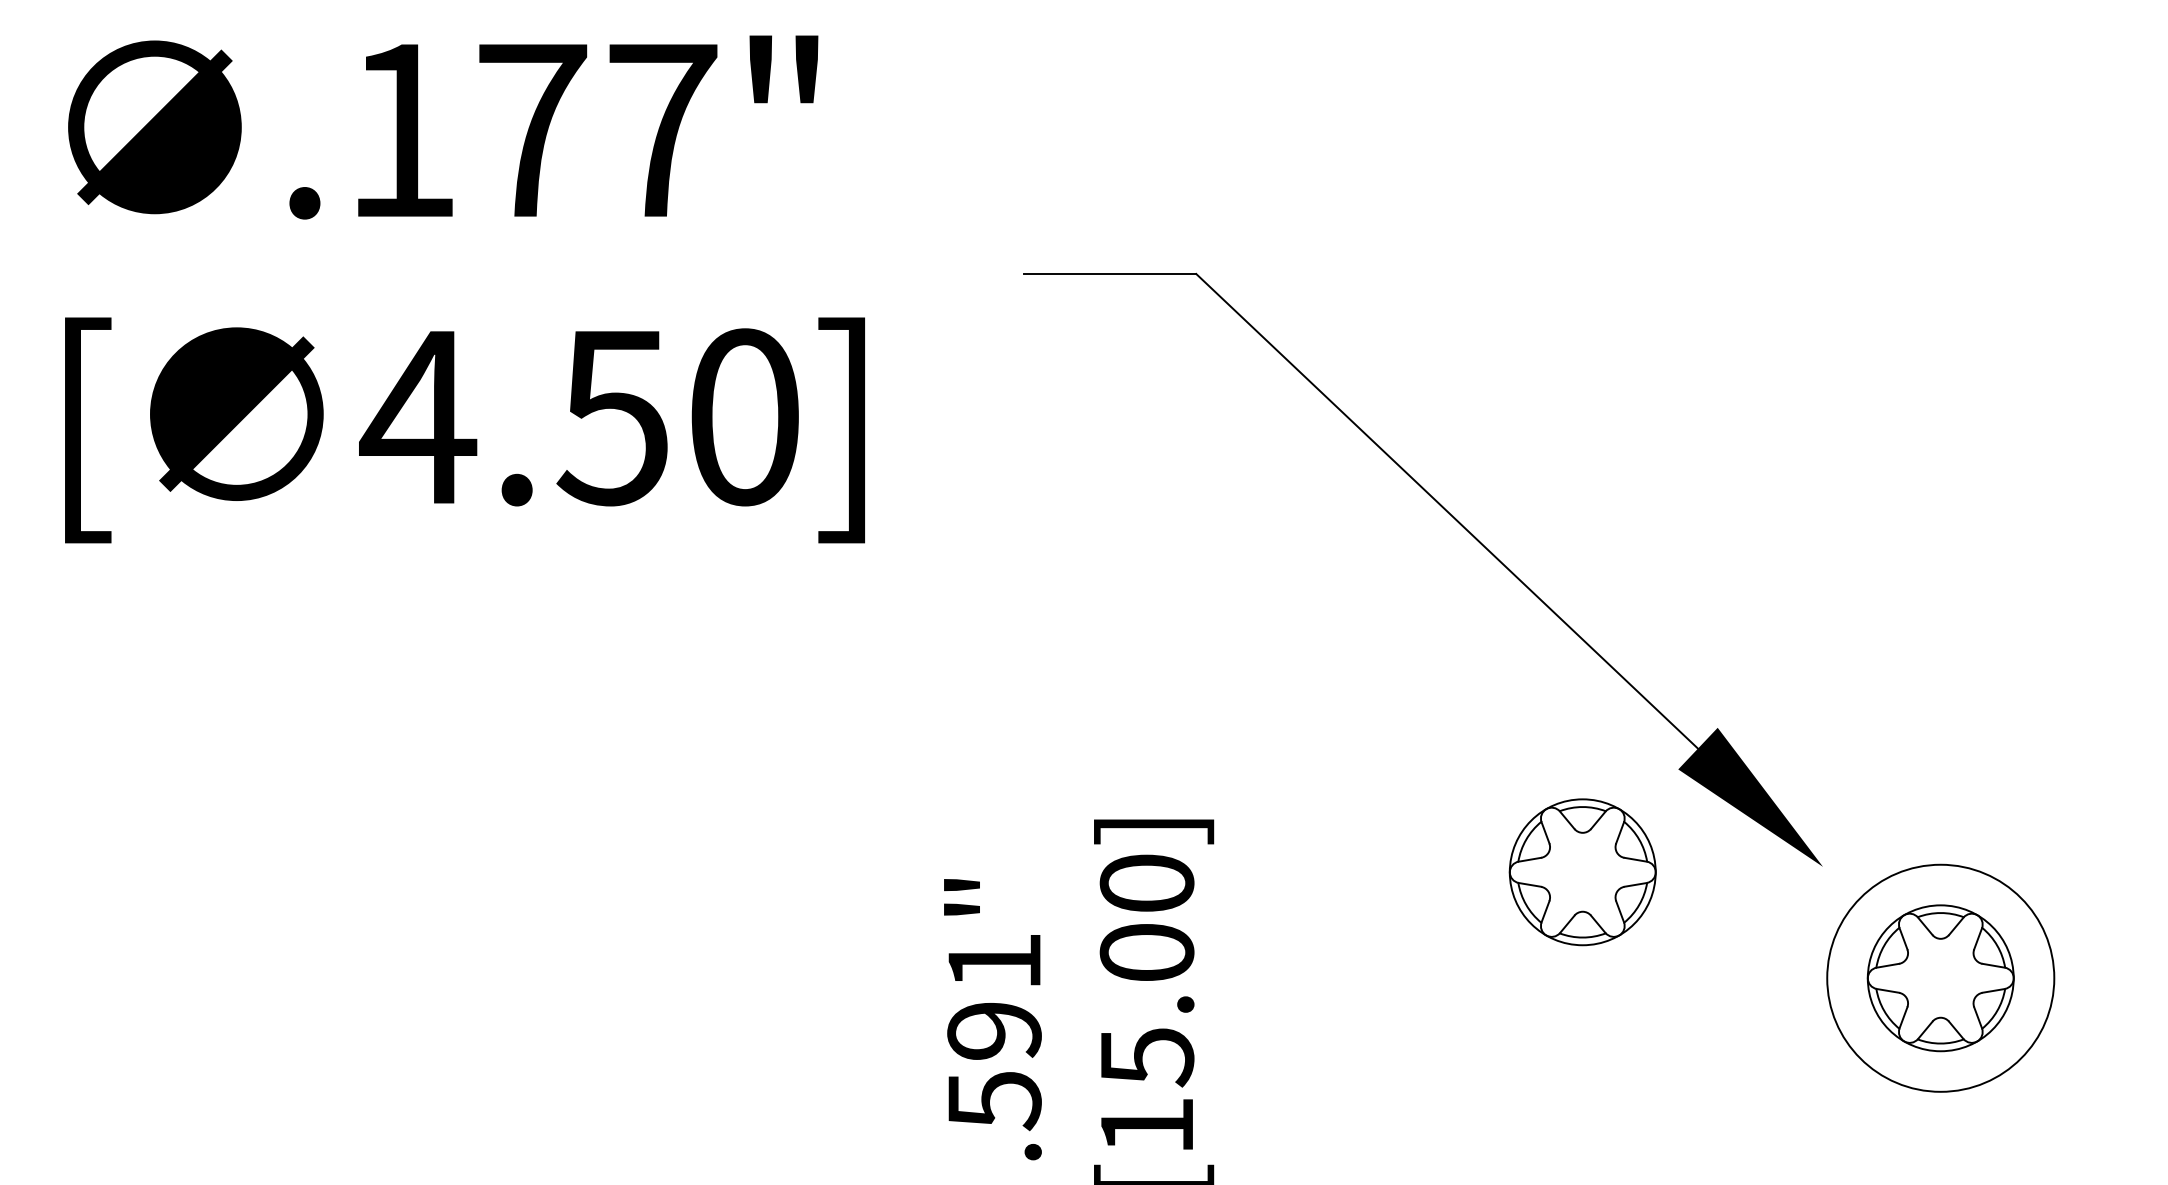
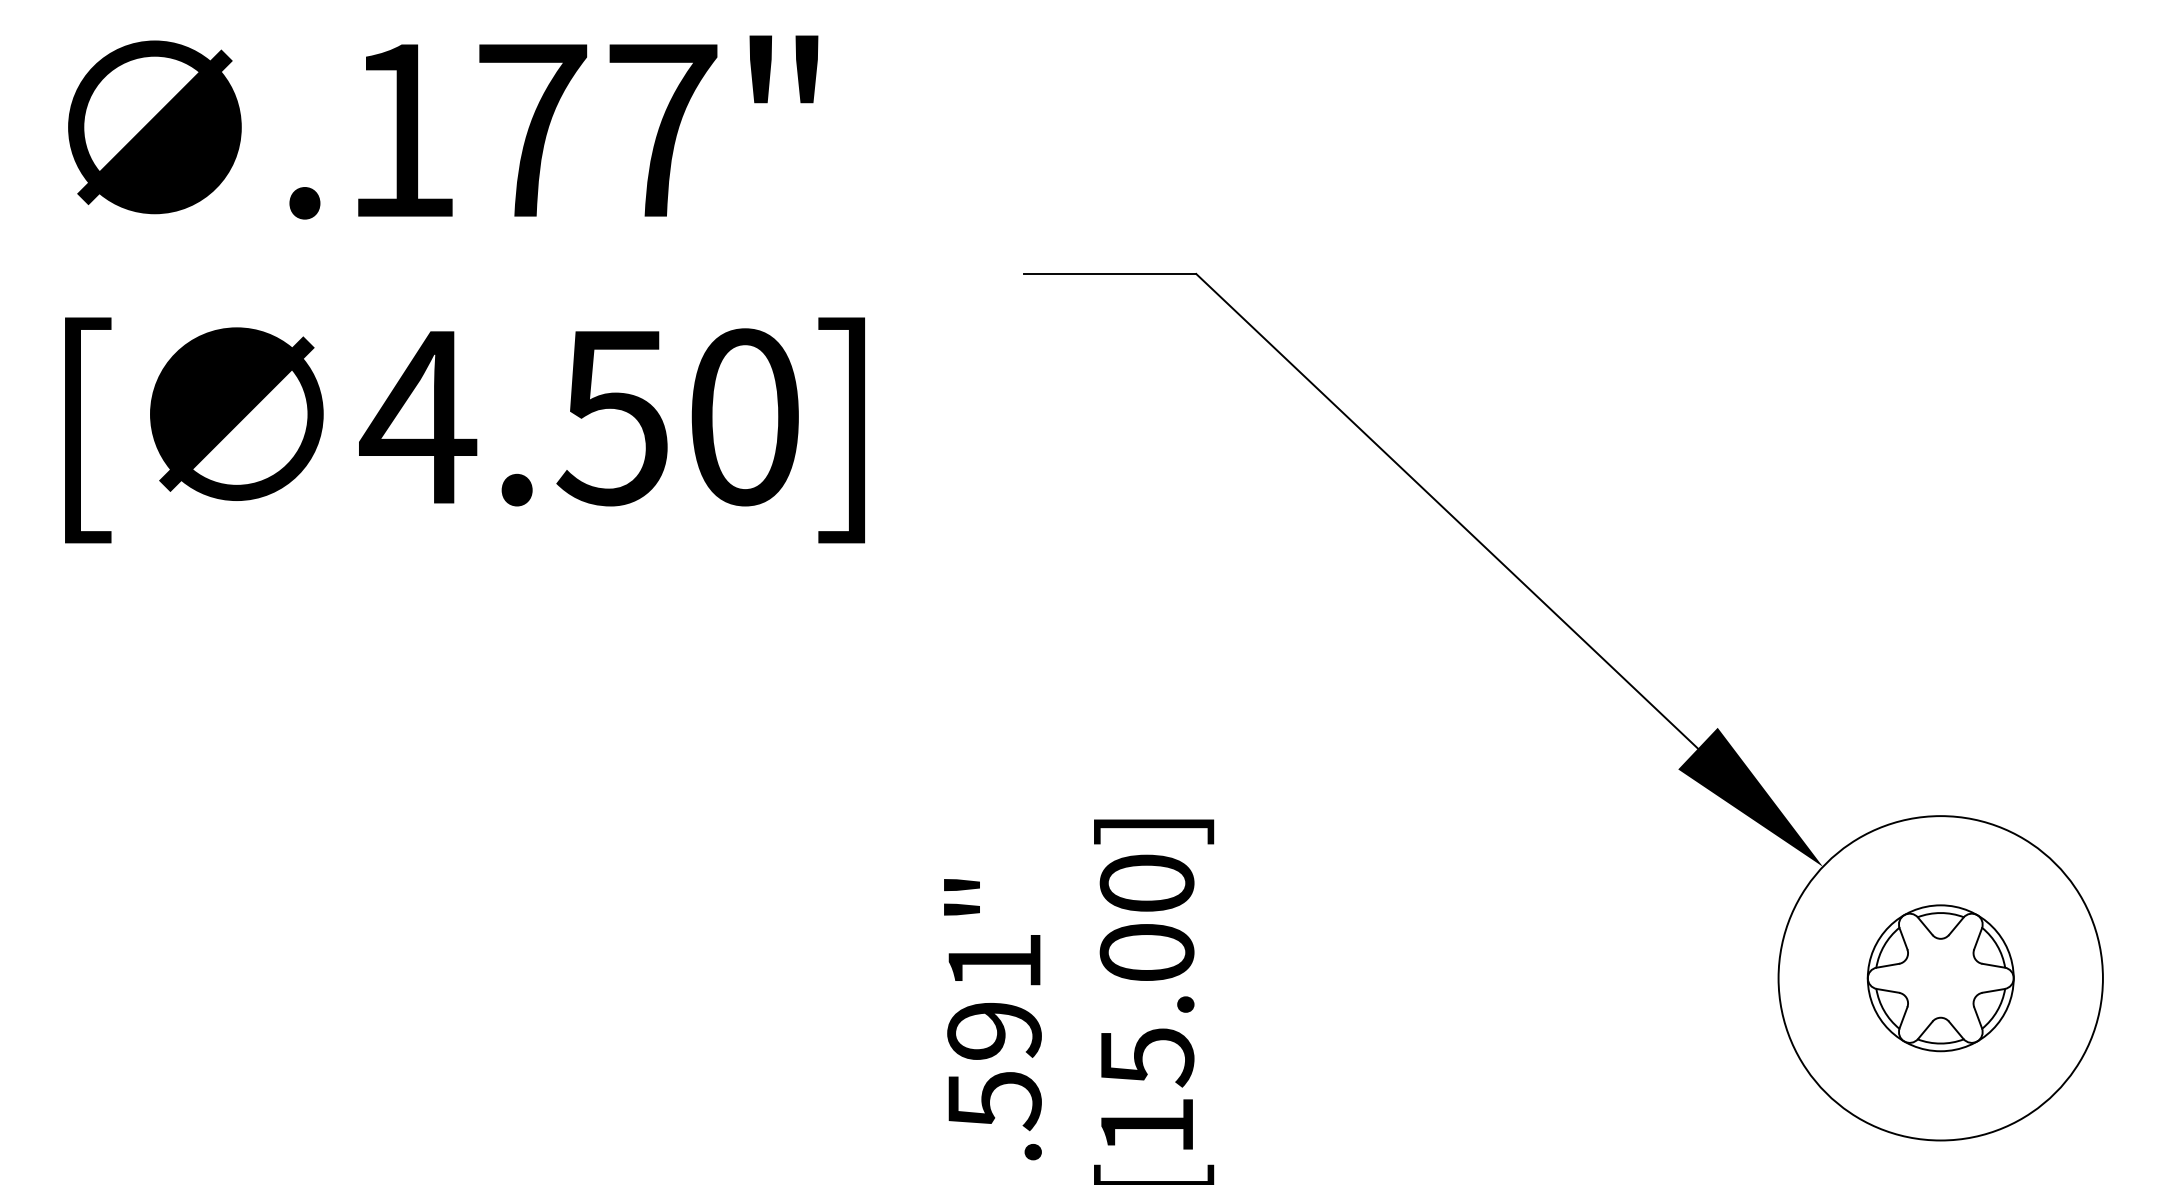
part: present -> none (1582, 872)
circle diameter: 227 px -> 324 px (1940, 978)
